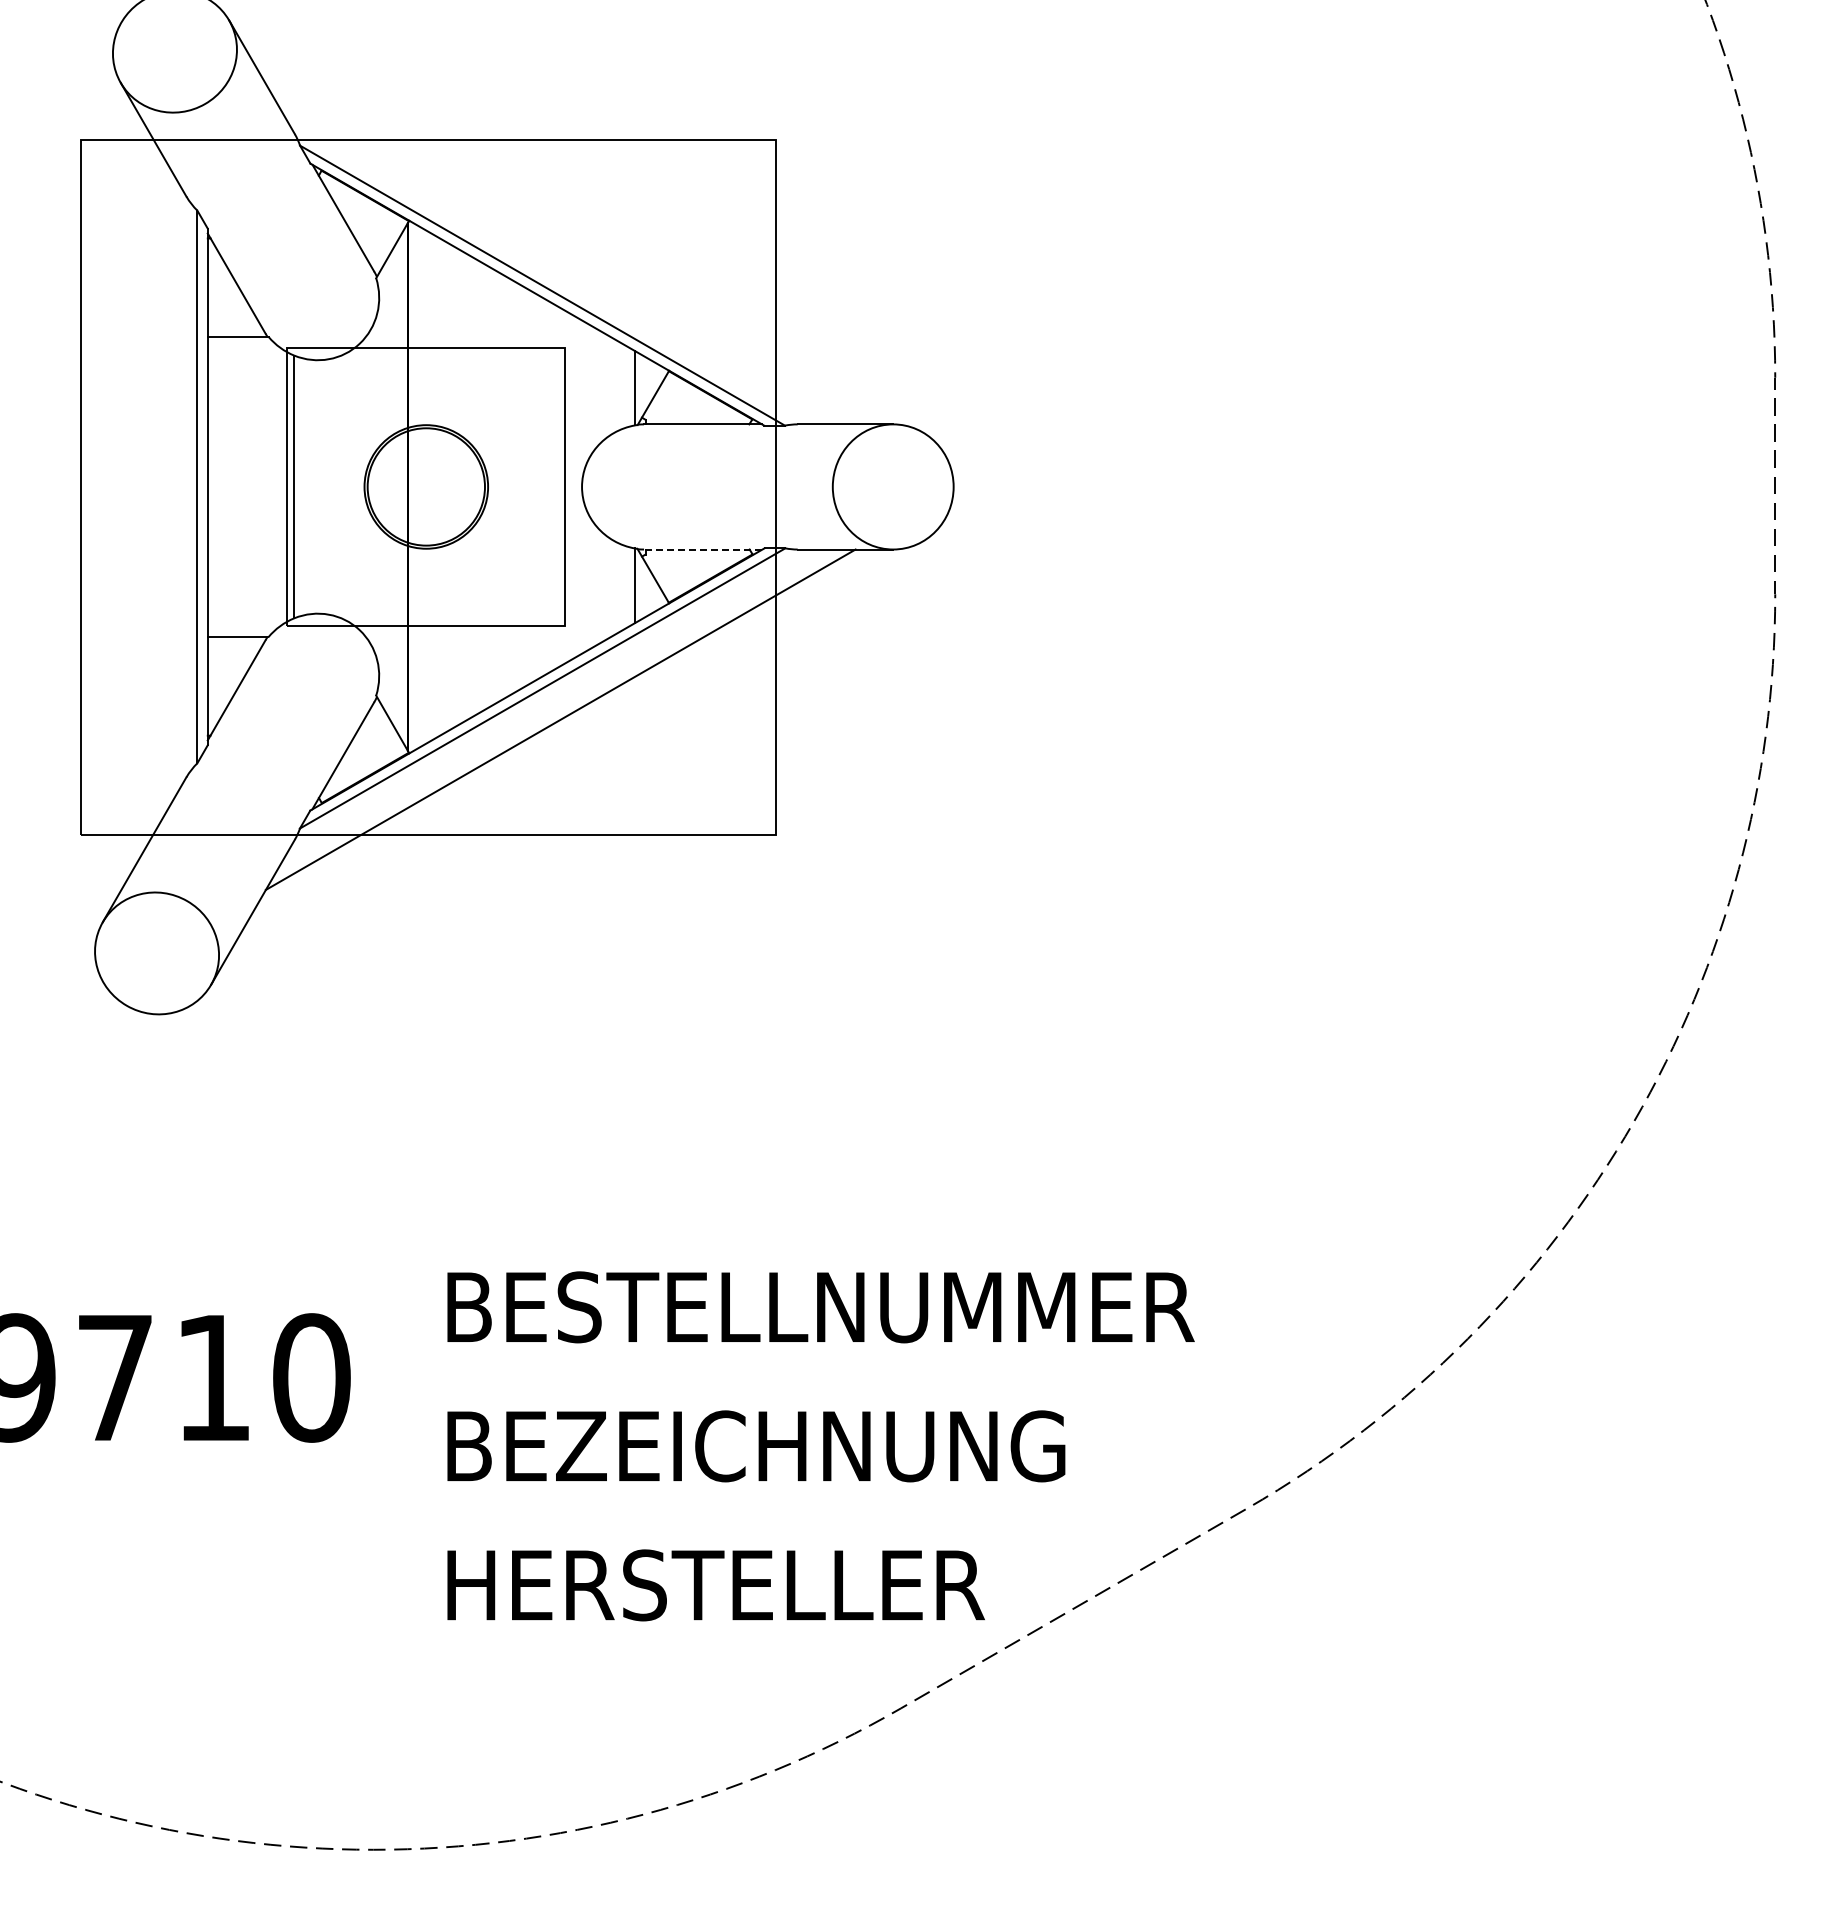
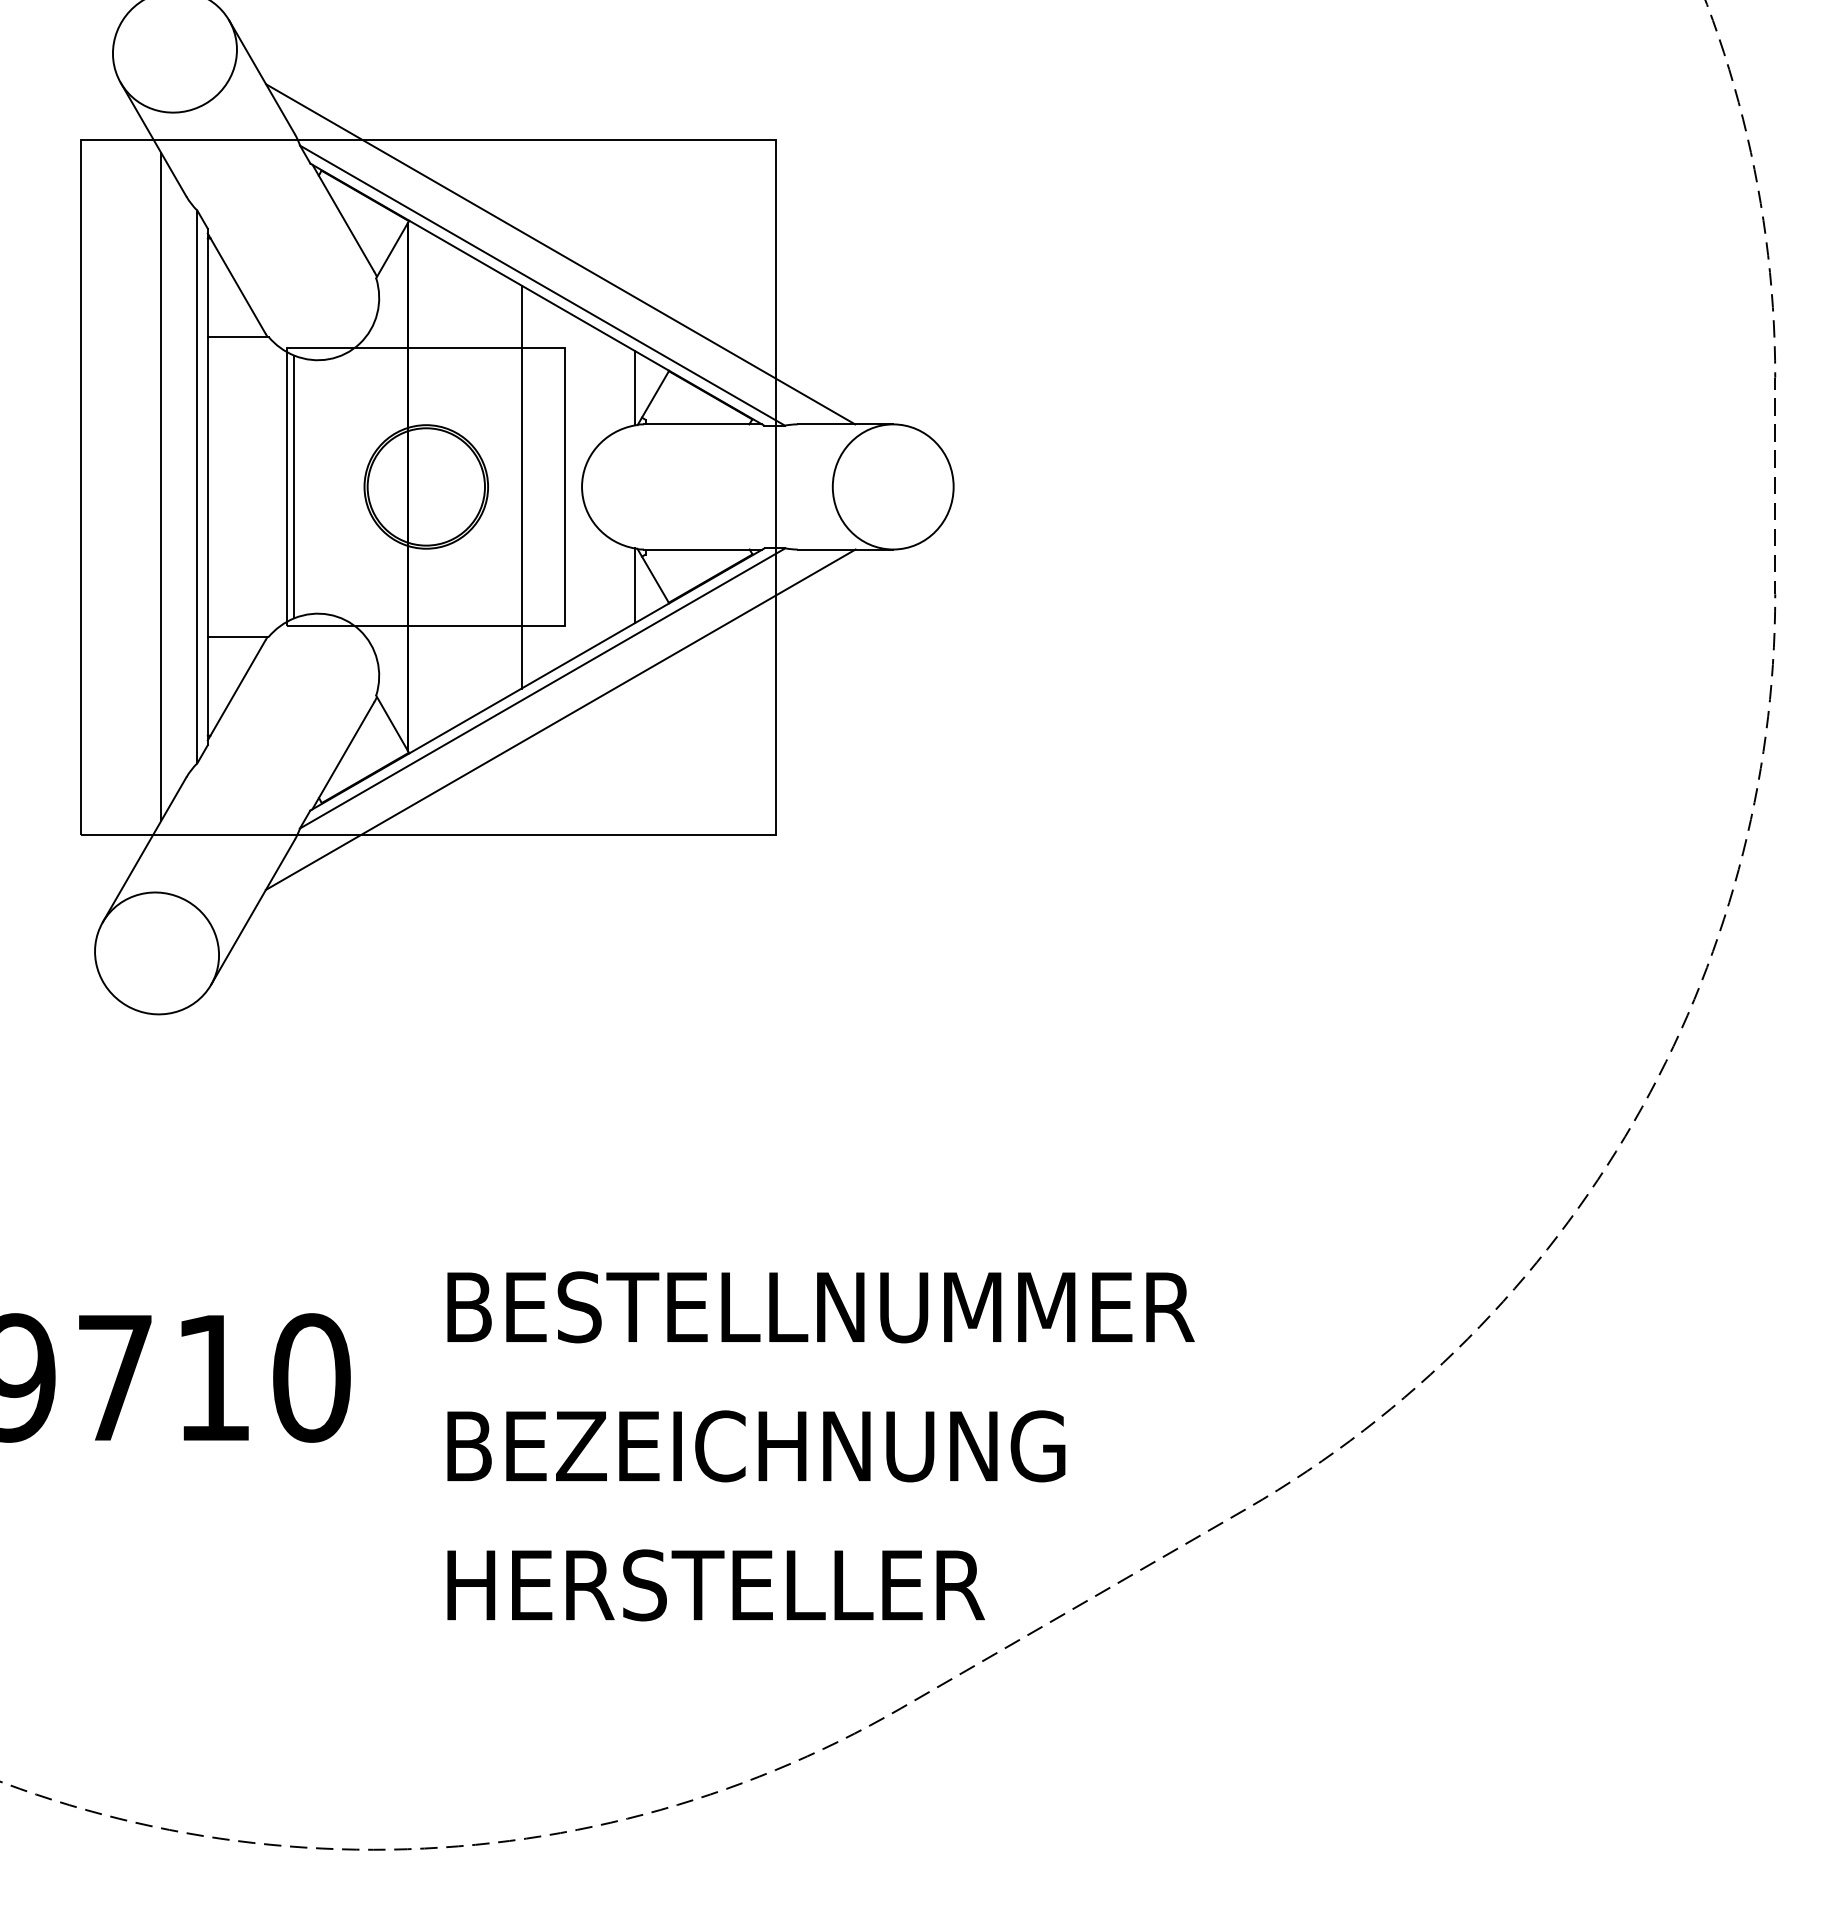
line: none -> present (560, 254)
line: none -> present (161, 486)
line: none -> present (521, 486)
line: dashed -> solid (702, 549)
